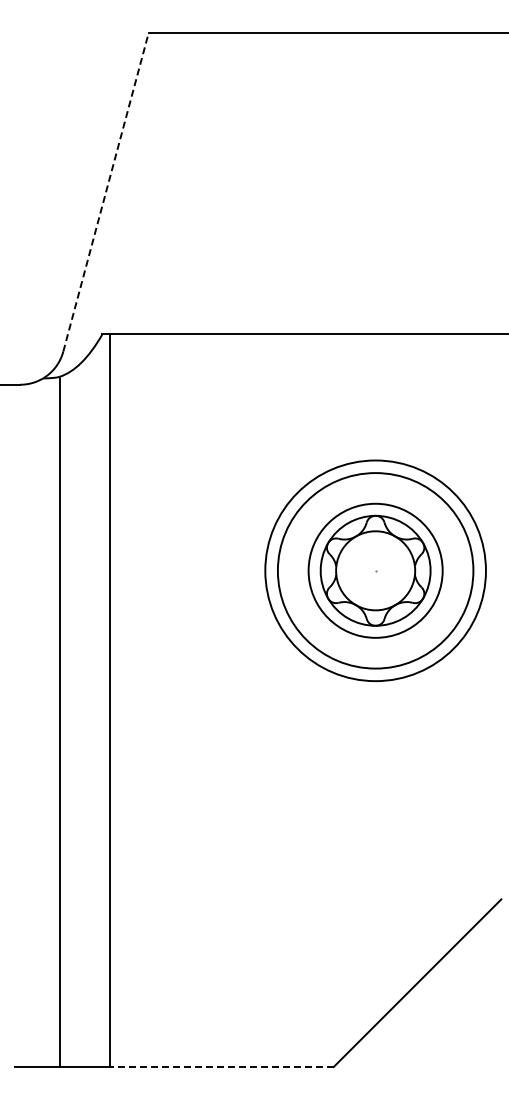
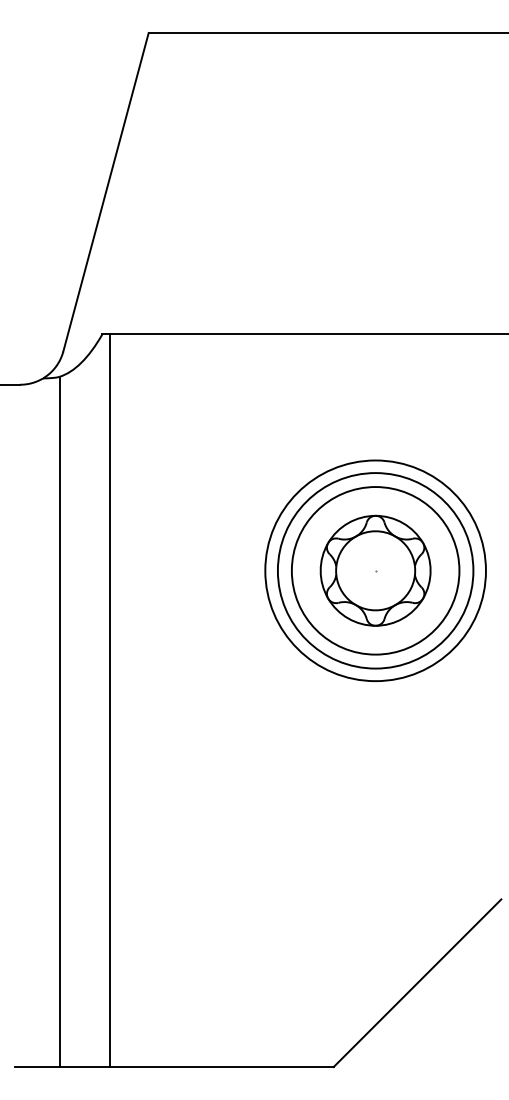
line: dashed -> solid (106, 192)
circle diameter: 134 px -> 168 px (375, 570)
line: dashed -> solid (221, 1067)
